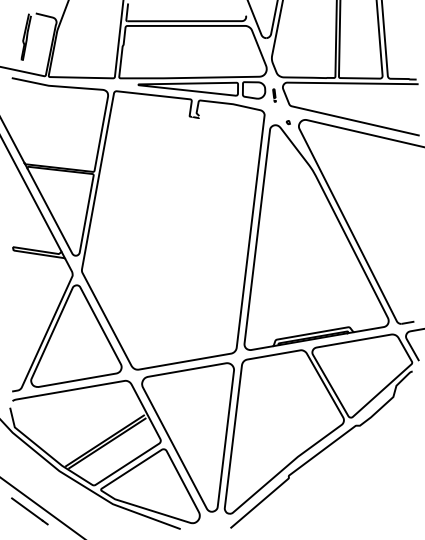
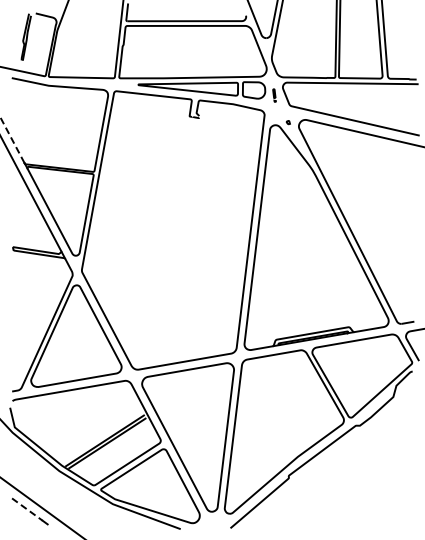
line: solid -> dashed (12, 139)
line: solid -> dashed (27, 509)
